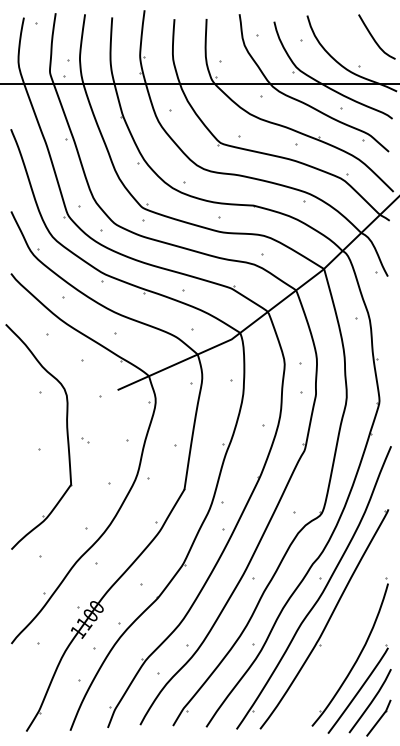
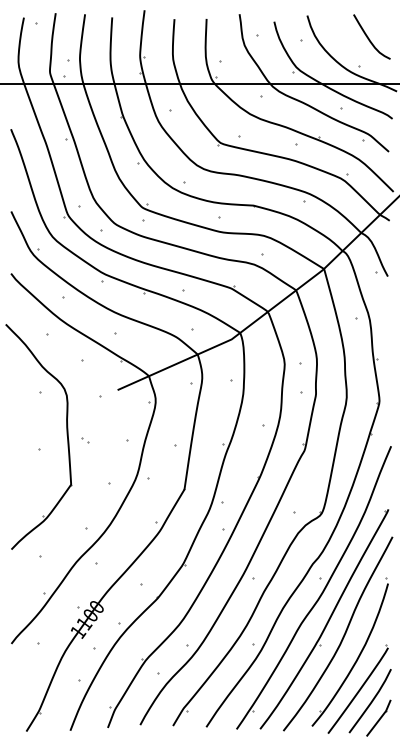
curve position: (374, 38) -> (369, 38) (369, 38)
curve: none -> present (342, 636)
